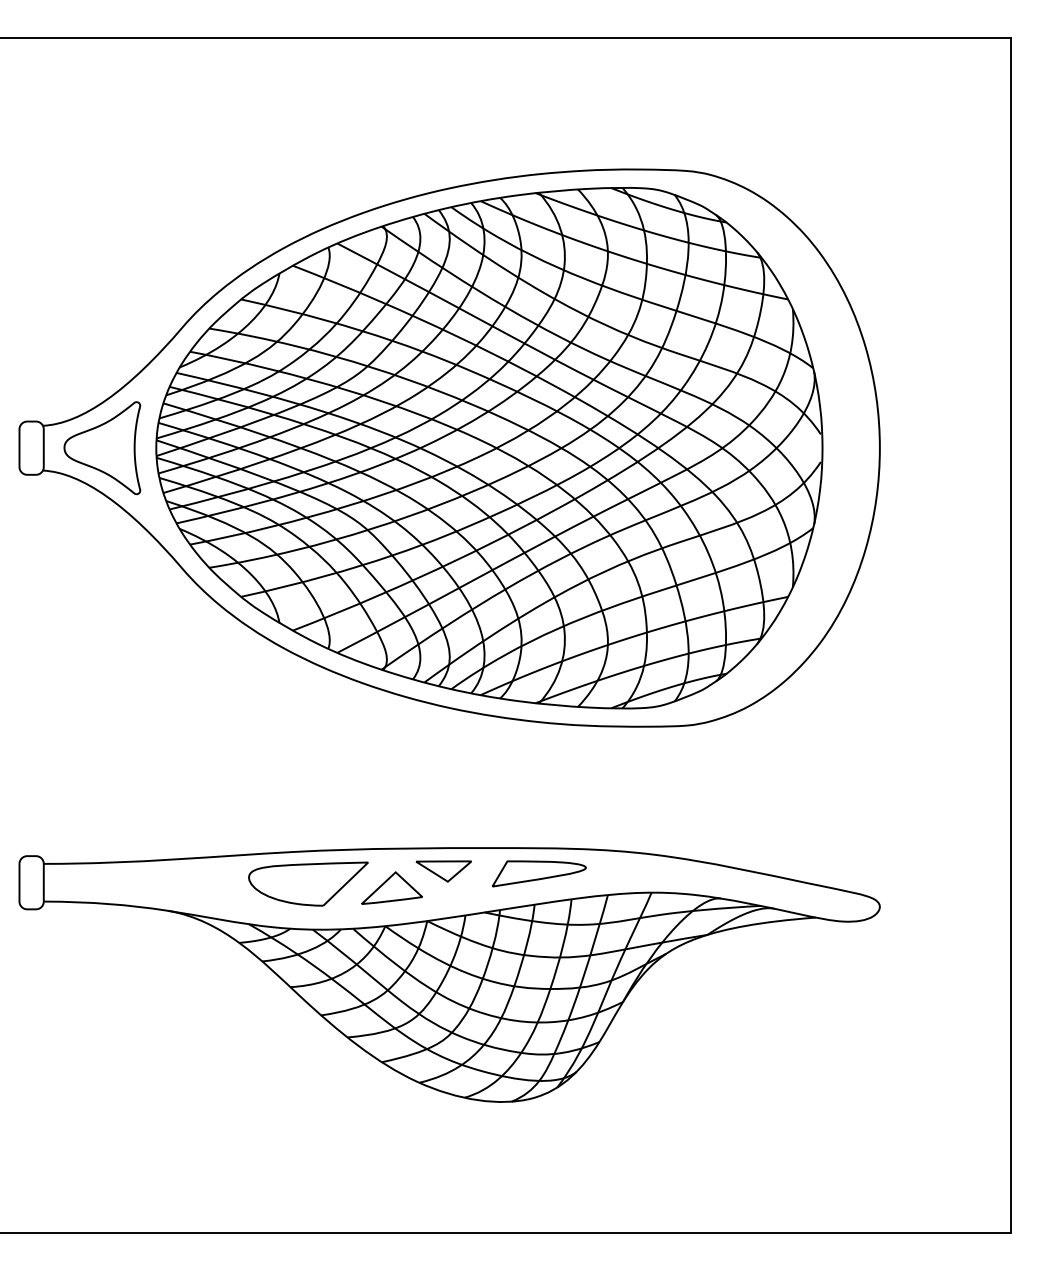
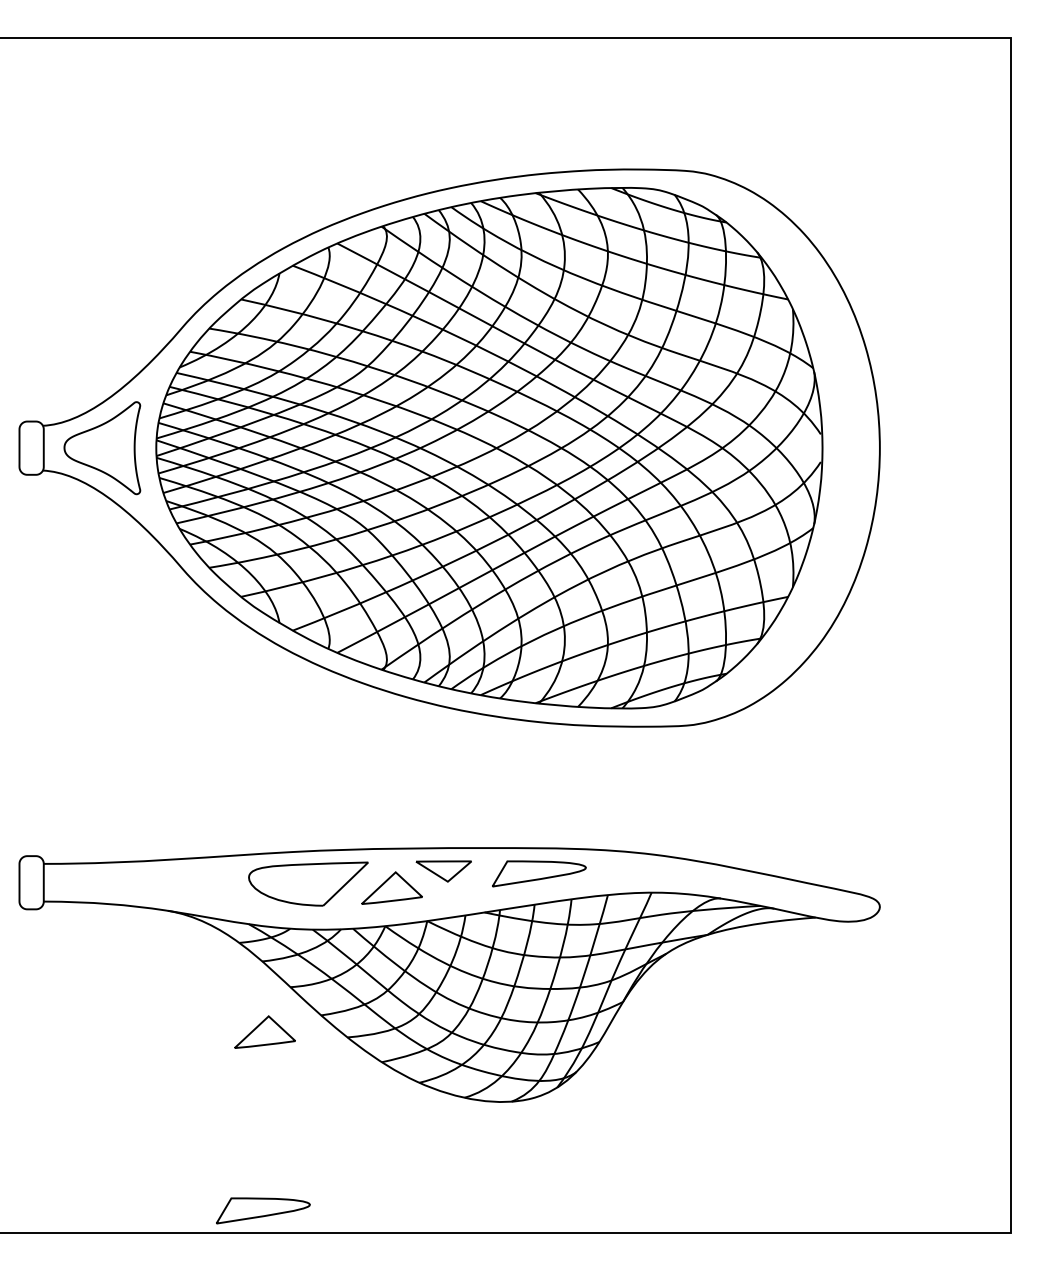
part: none -> present (264, 1031)
part: none -> present (263, 1210)
